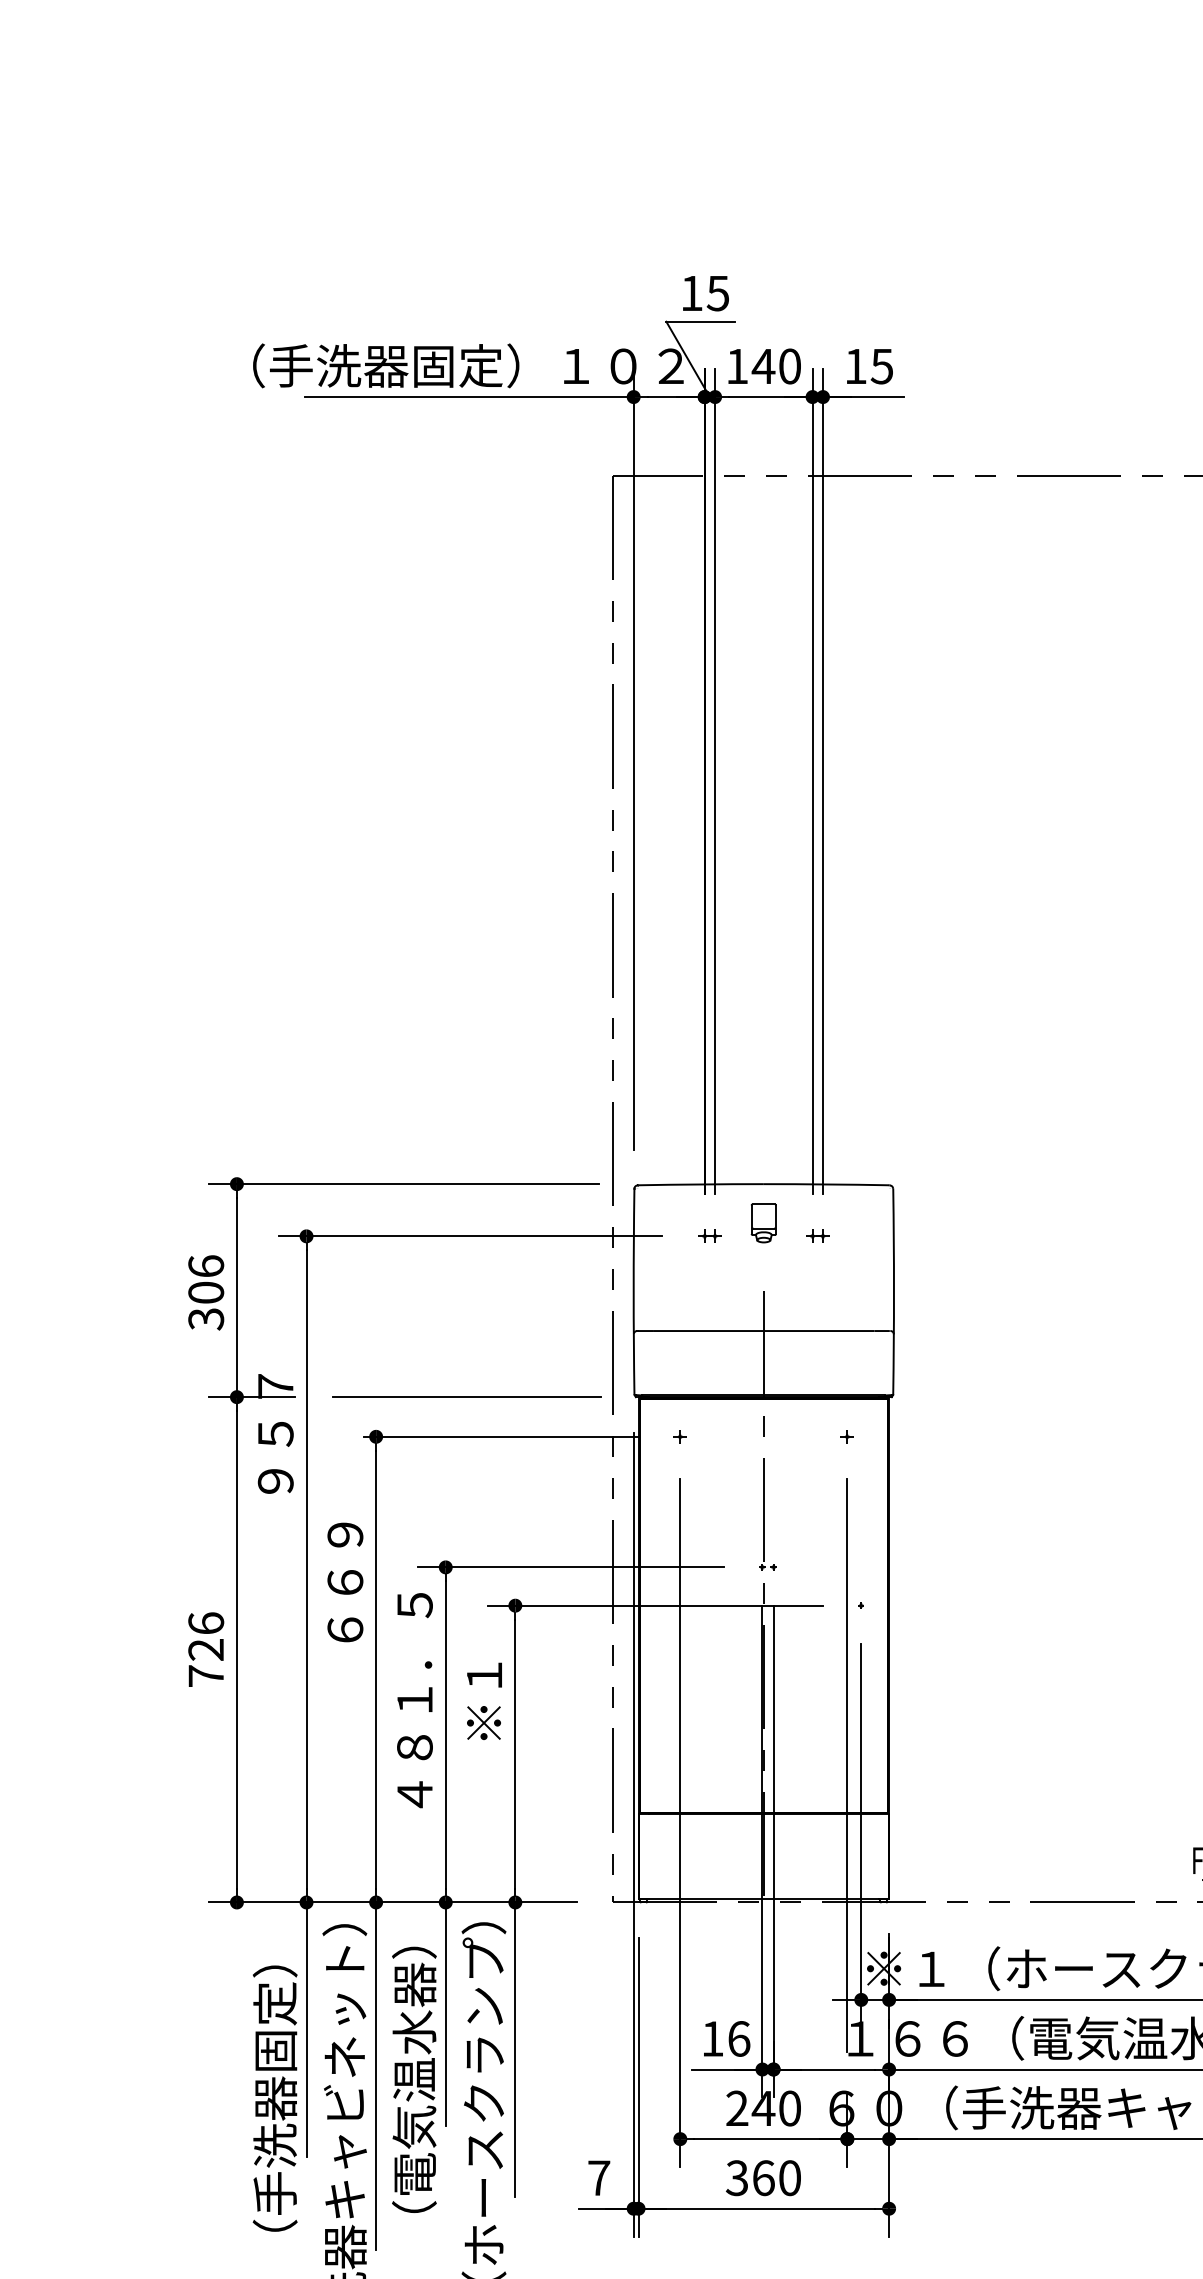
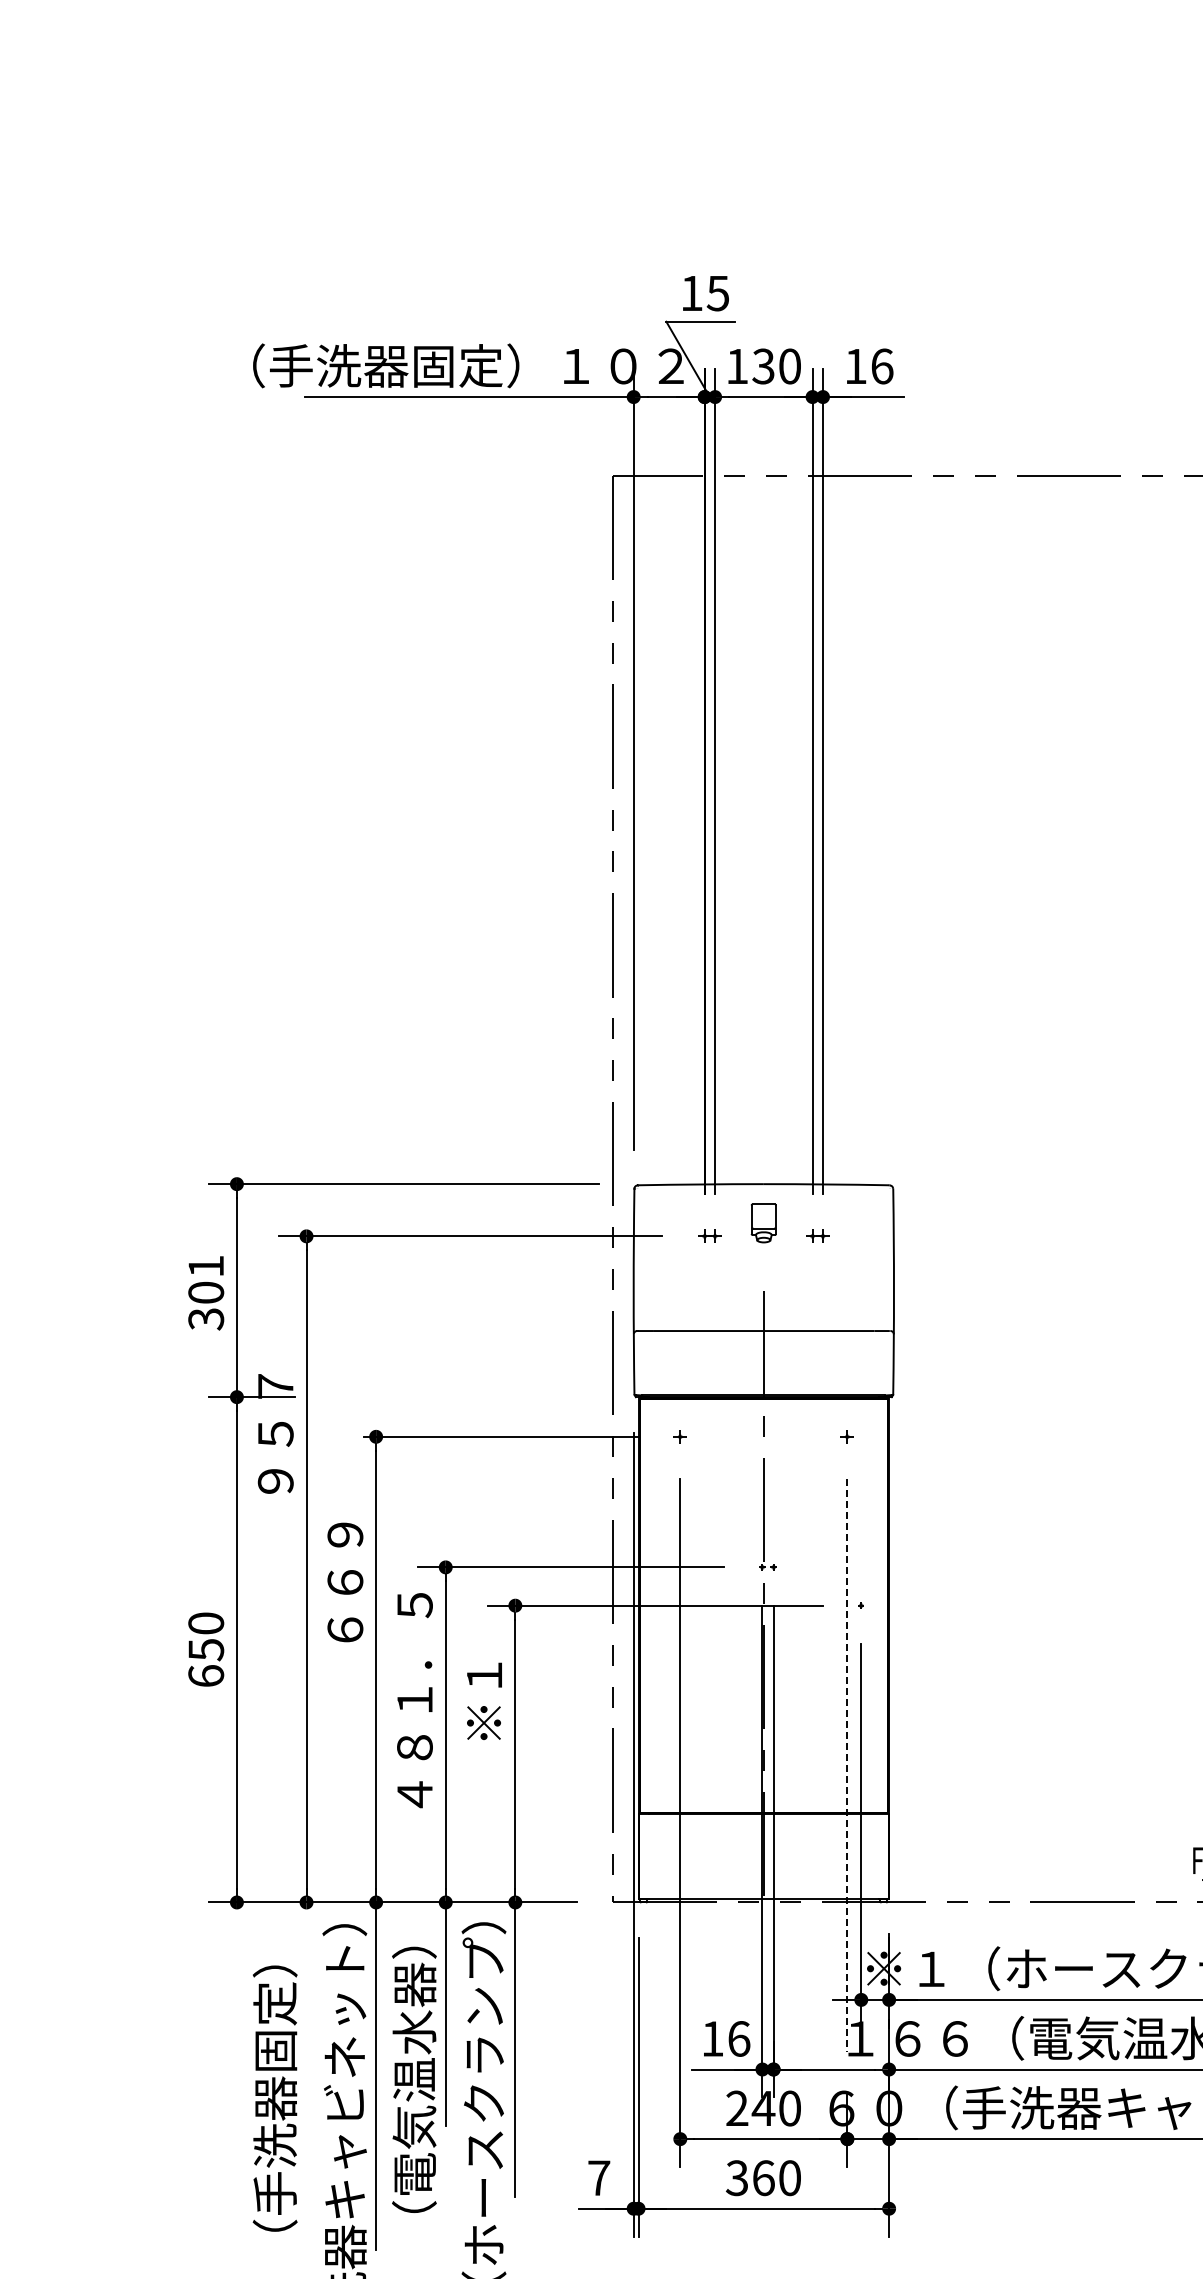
text: 140 -> 130 (763, 366)
text: 15 -> 16 (881, 366)
text: 306 -> 301 (206, 1265)
line: present -> none (466, 1396)
text: 726 -> 650 (206, 1649)
line: solid -> dashed (847, 1765)
line: present -> none (306, 2029)
